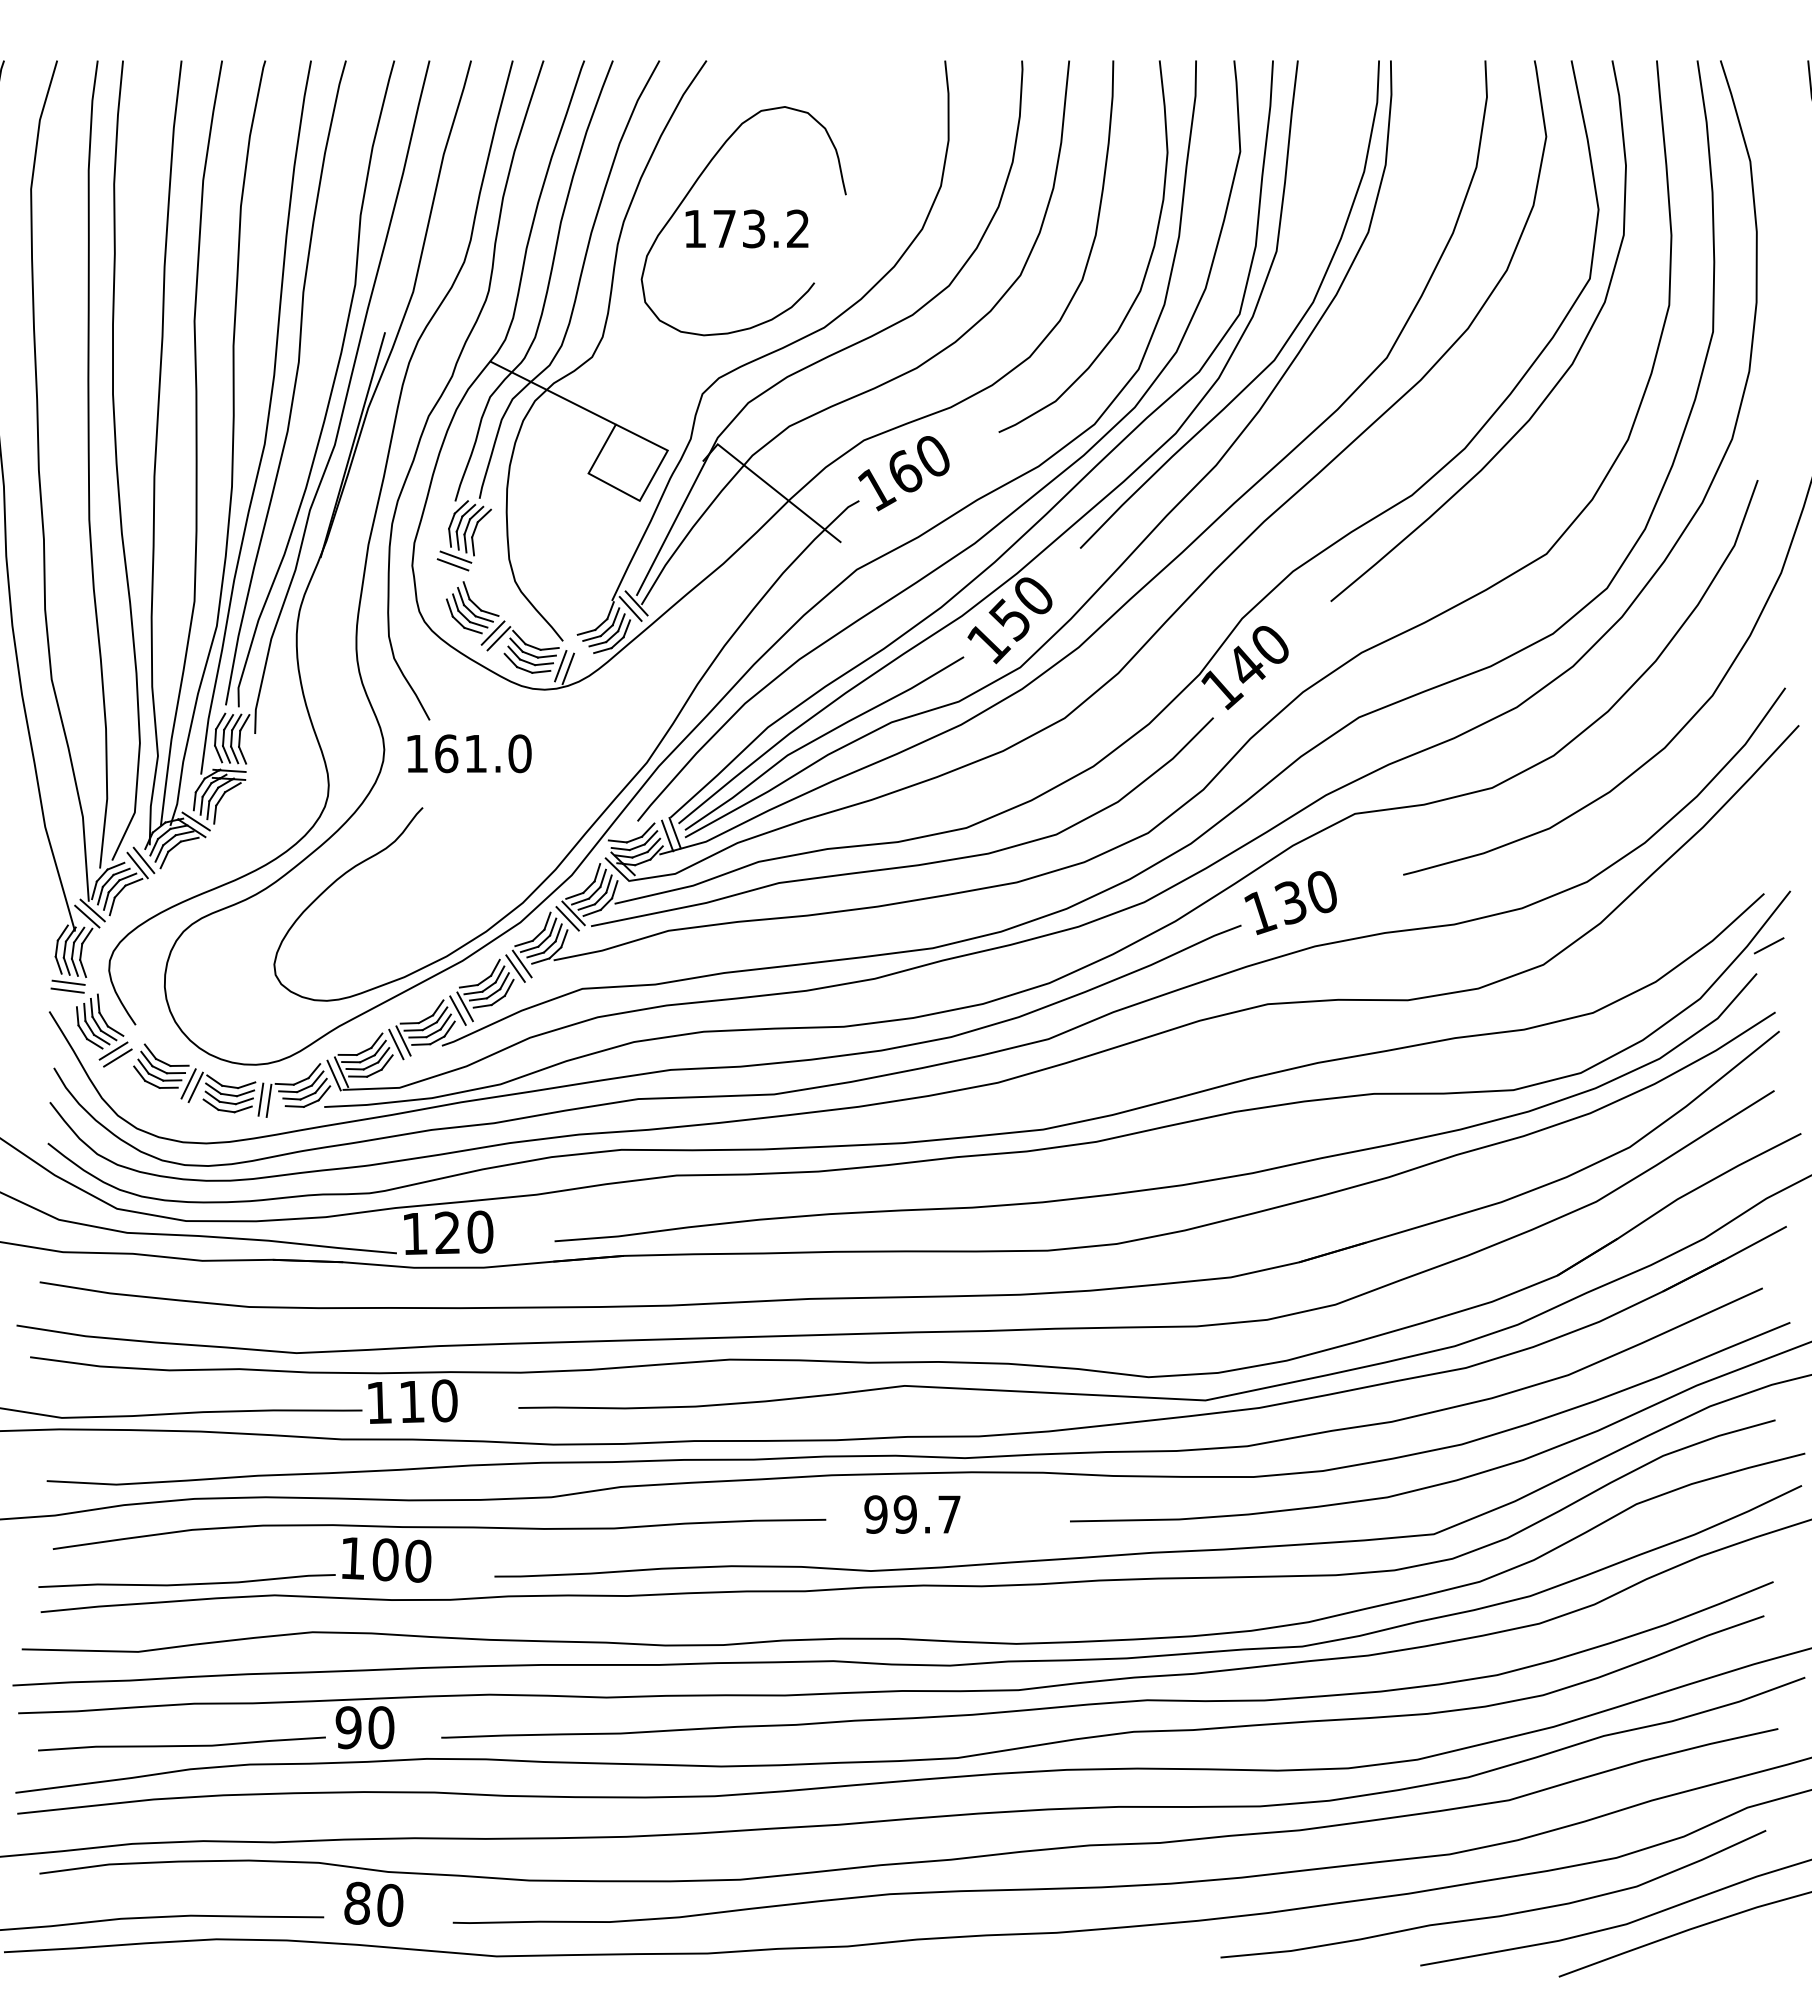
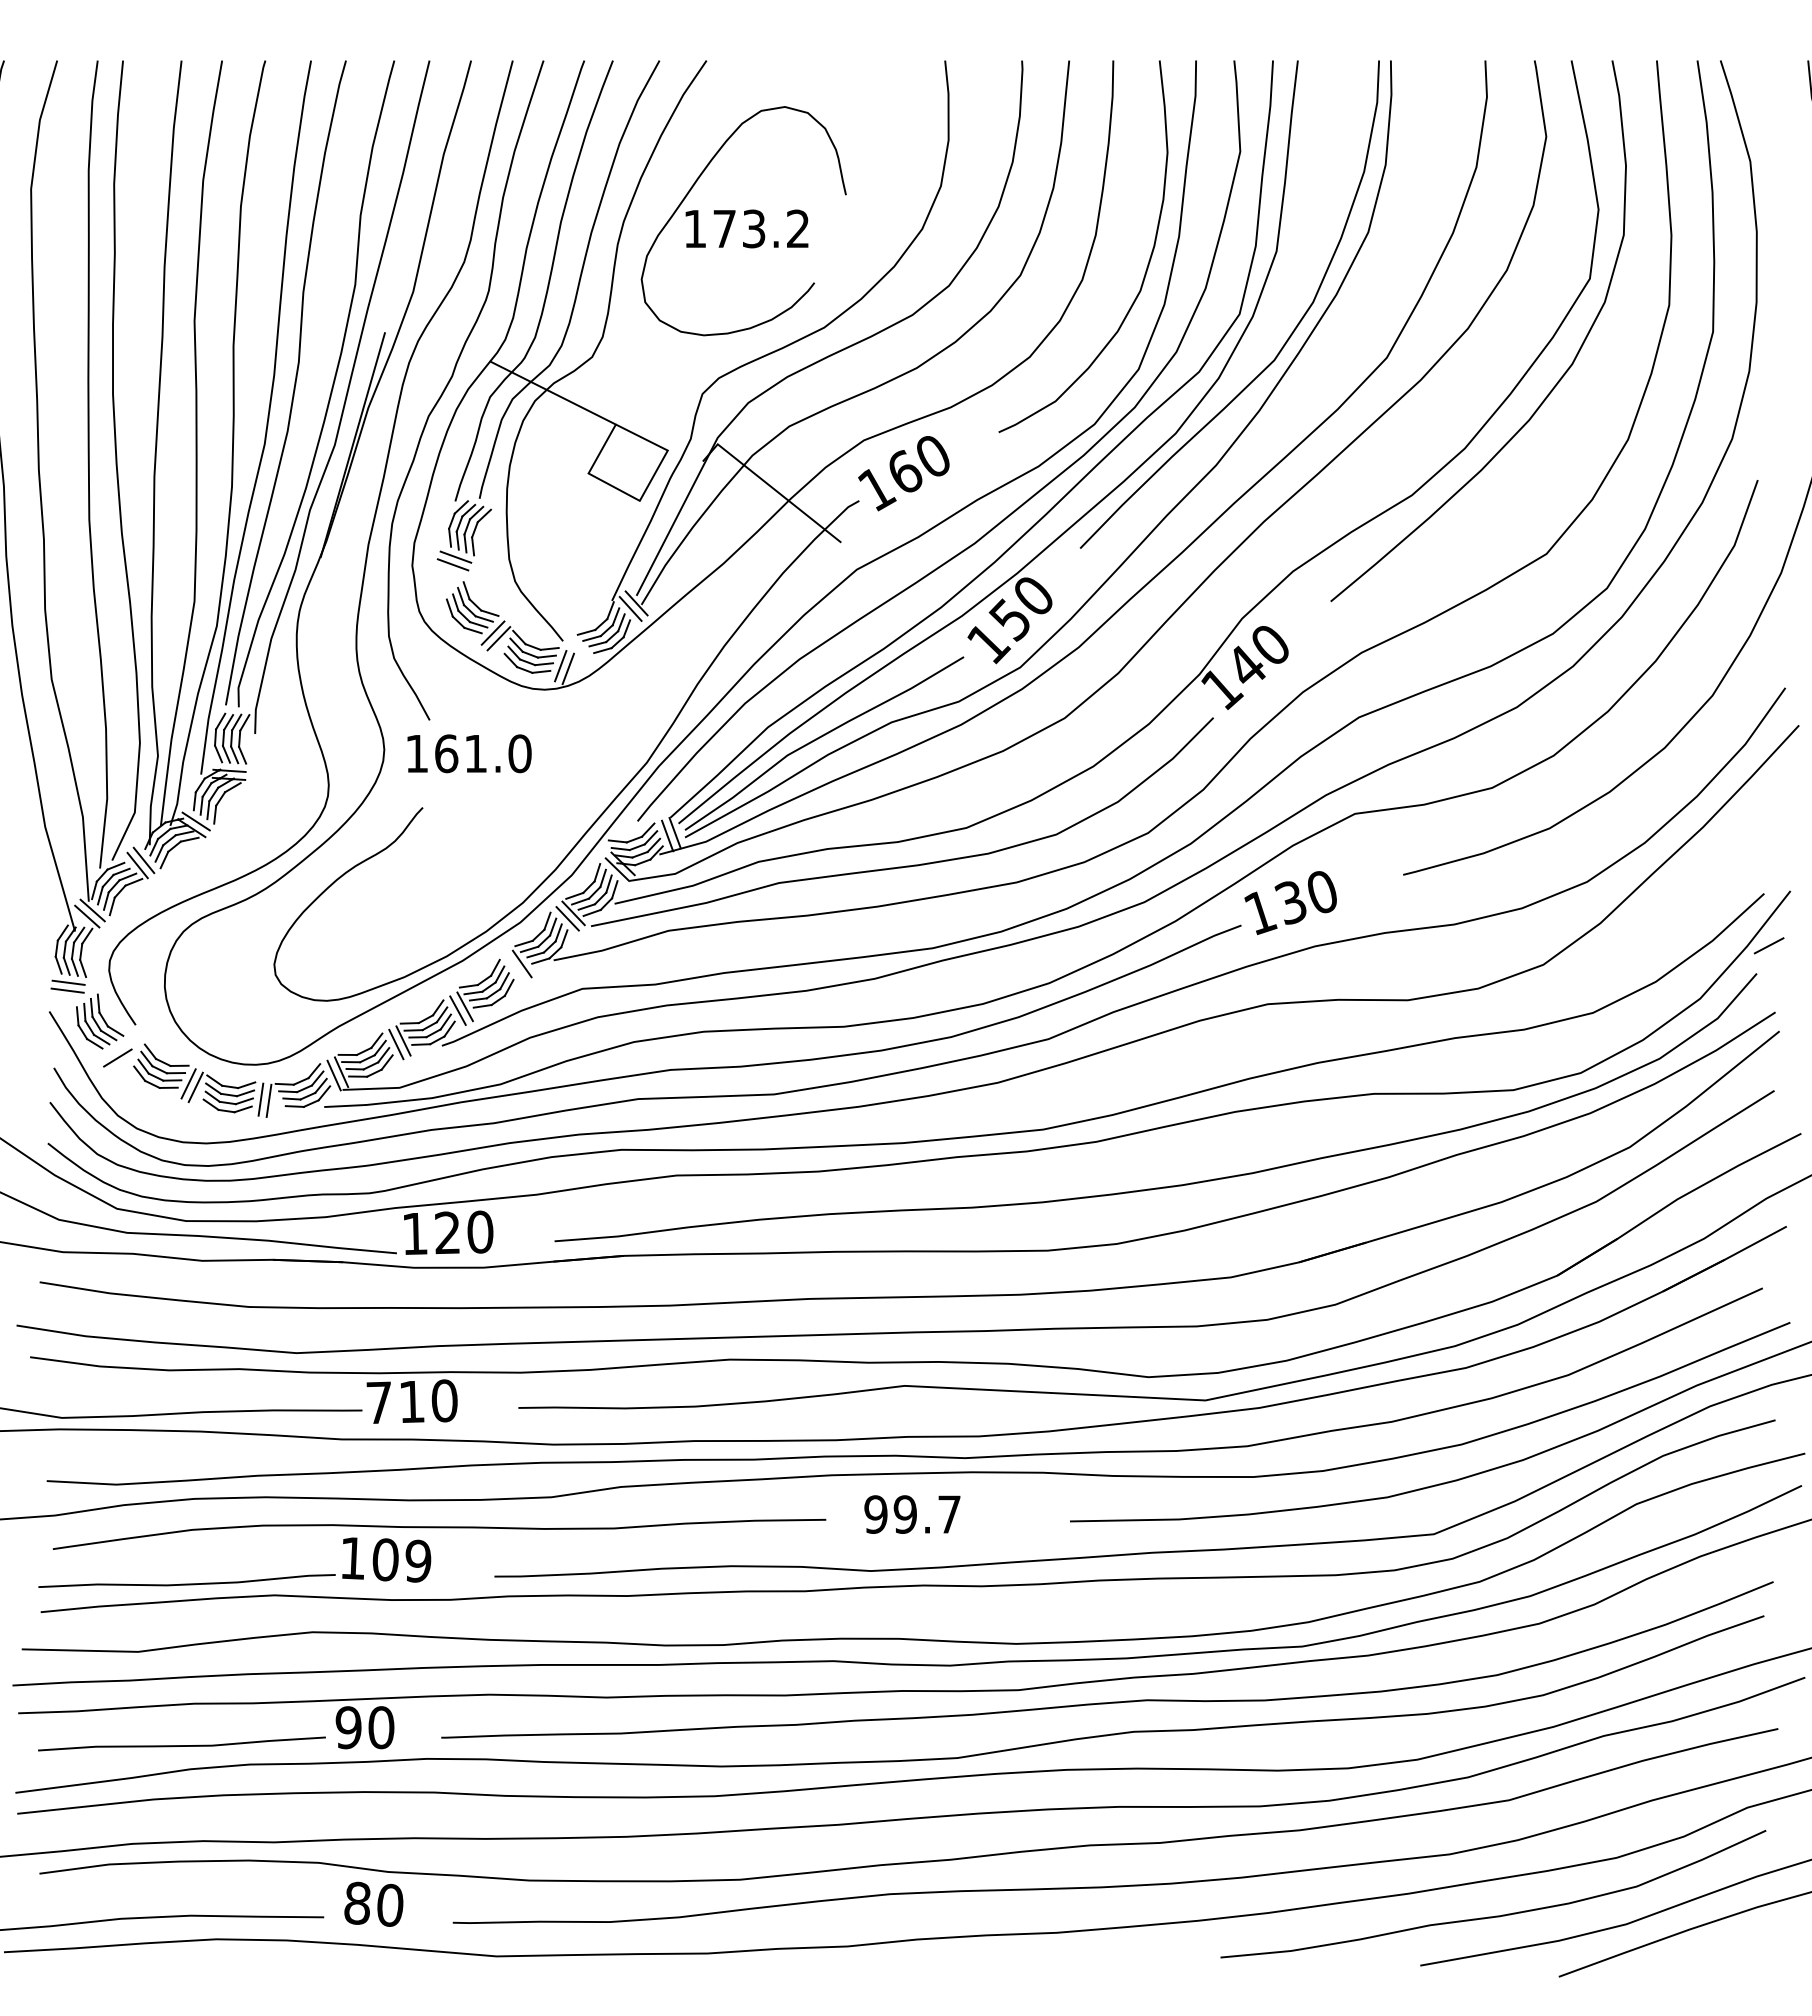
line: present -> none (515, 968)
line: present -> none (113, 1050)
text: 110 -> 710 (378, 1402)
text: 100 -> 109 (418, 1560)
